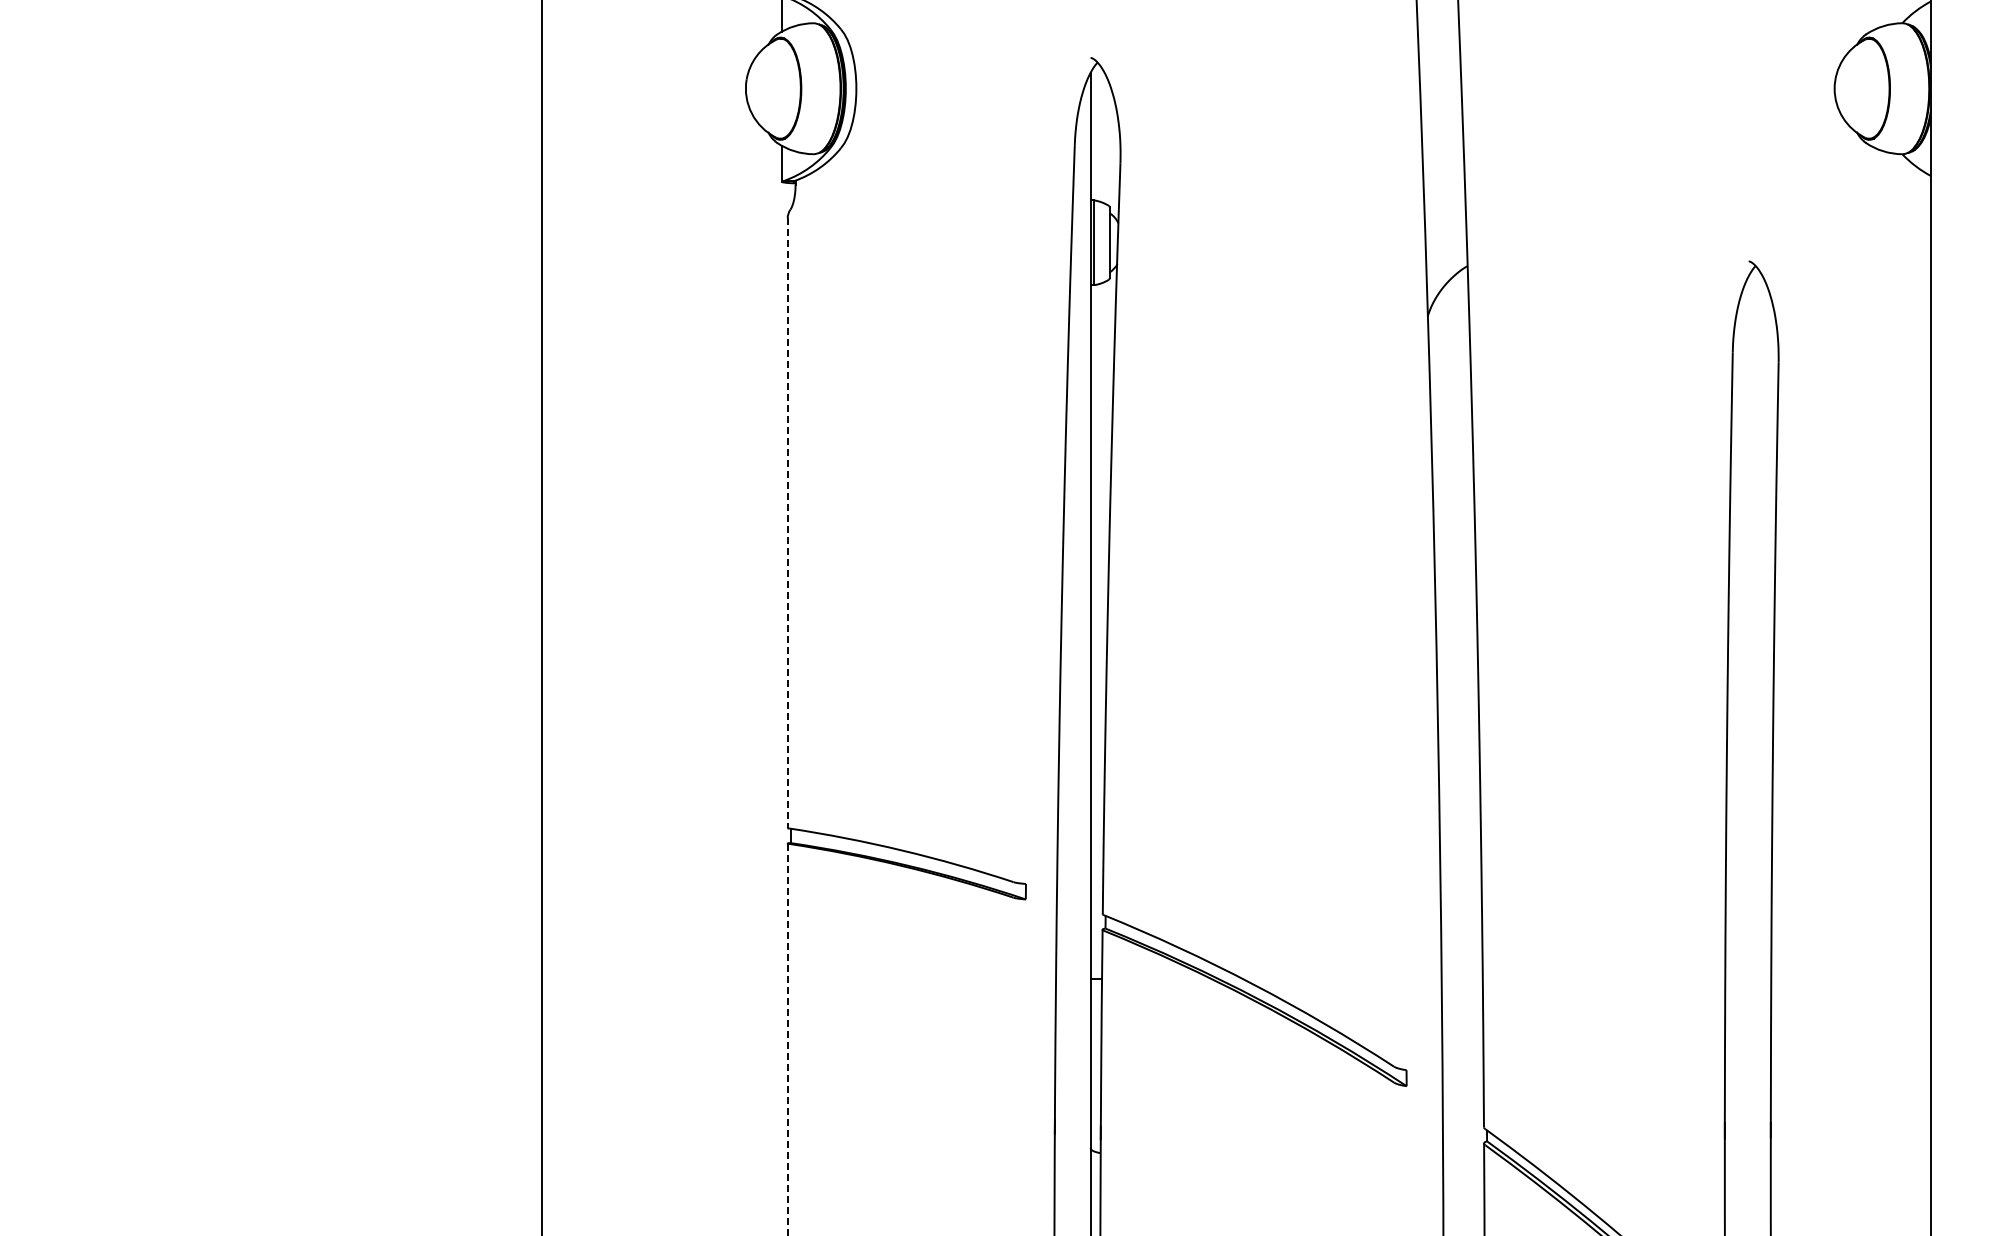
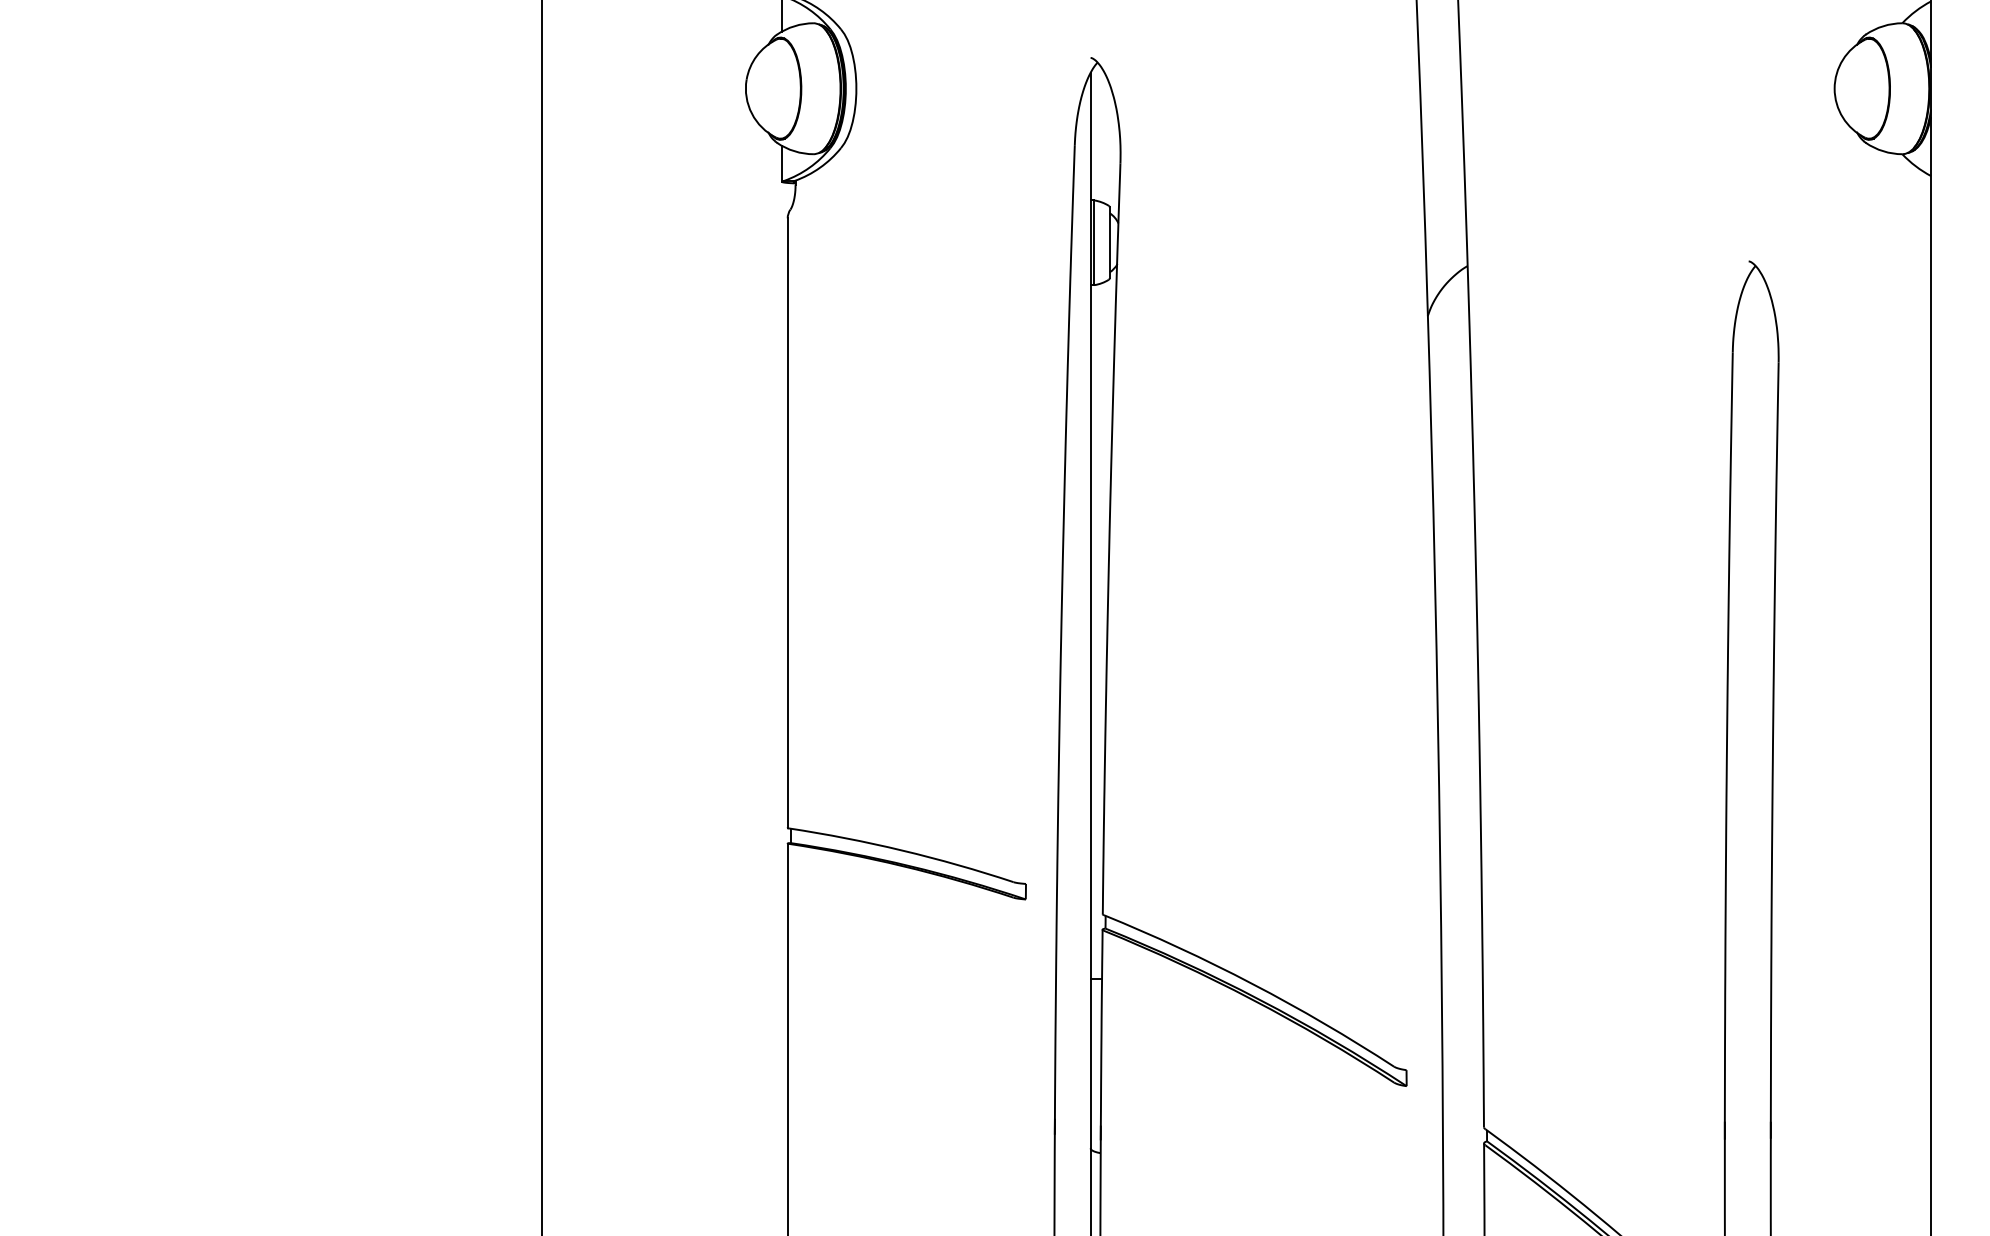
line: dashed -> solid (787, 523)
line: dashed -> solid (787, 1039)
